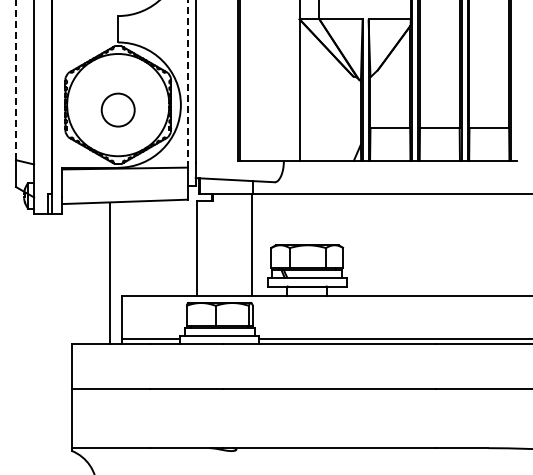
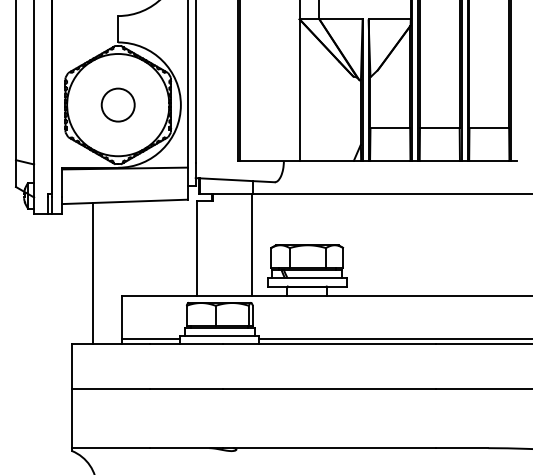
line: dashed -> solid (15, 80)
line: dashed -> solid (187, 83)
circle position: (117, 109) -> (117, 104) (117, 104)
line position: (109, 273) -> (92, 273) (92, 273)
